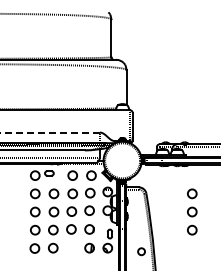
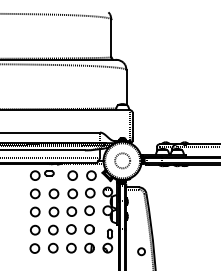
line: dashed -> solid (50, 132)
circle: none -> present (122, 160)
part: present -> none (192, 211)
circle: none -> present (71, 247)
